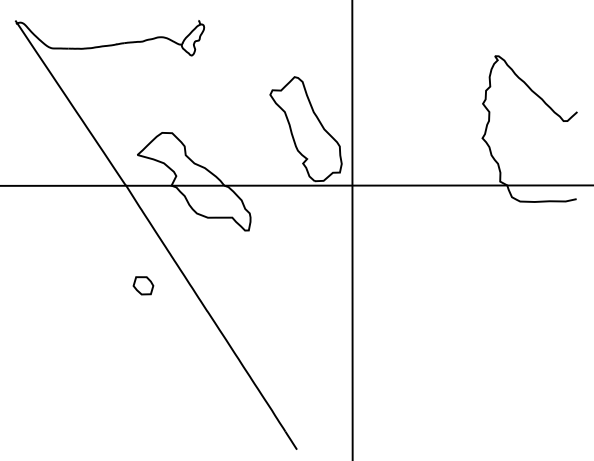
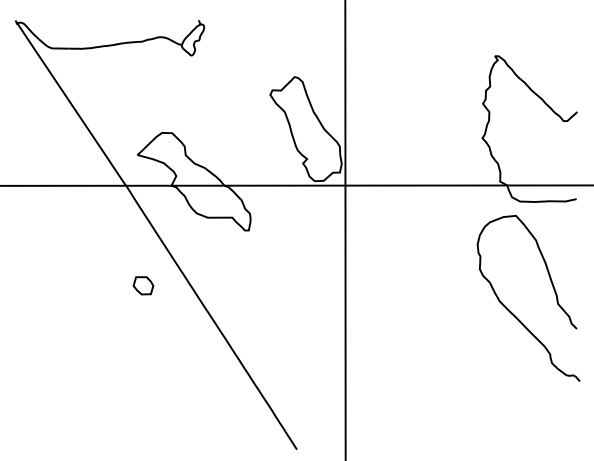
line position: (352, 229) -> (345, 229) (345, 229)
curve: none -> present (513, 313)
